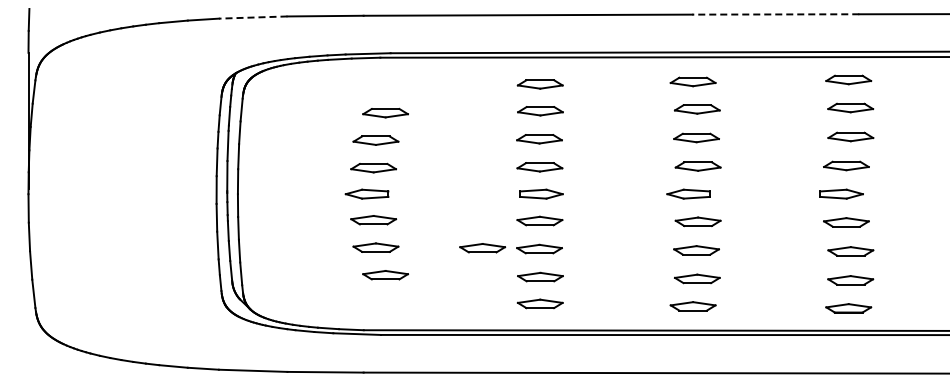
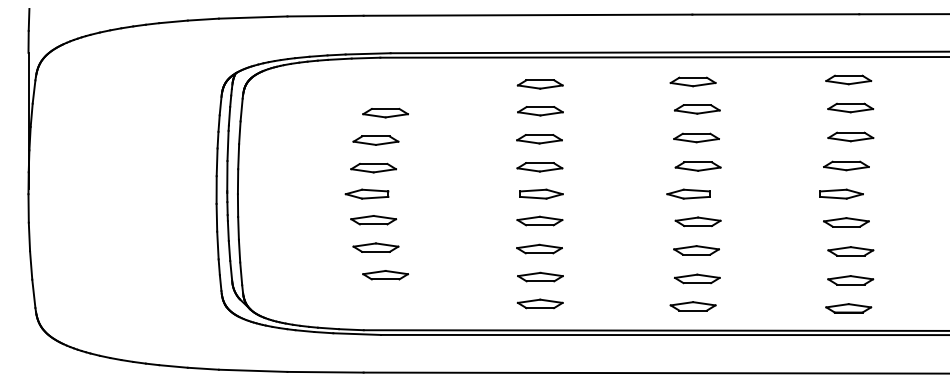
line: dashed -> solid (775, 14)
line: dashed -> solid (252, 17)
part: present -> none (482, 248)
